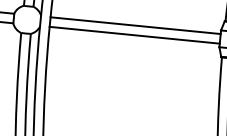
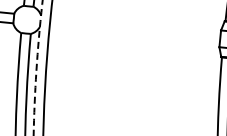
line: present -> none (135, 25)
line: present -> none (134, 34)
arc: solid -> dashed (36, 67)
